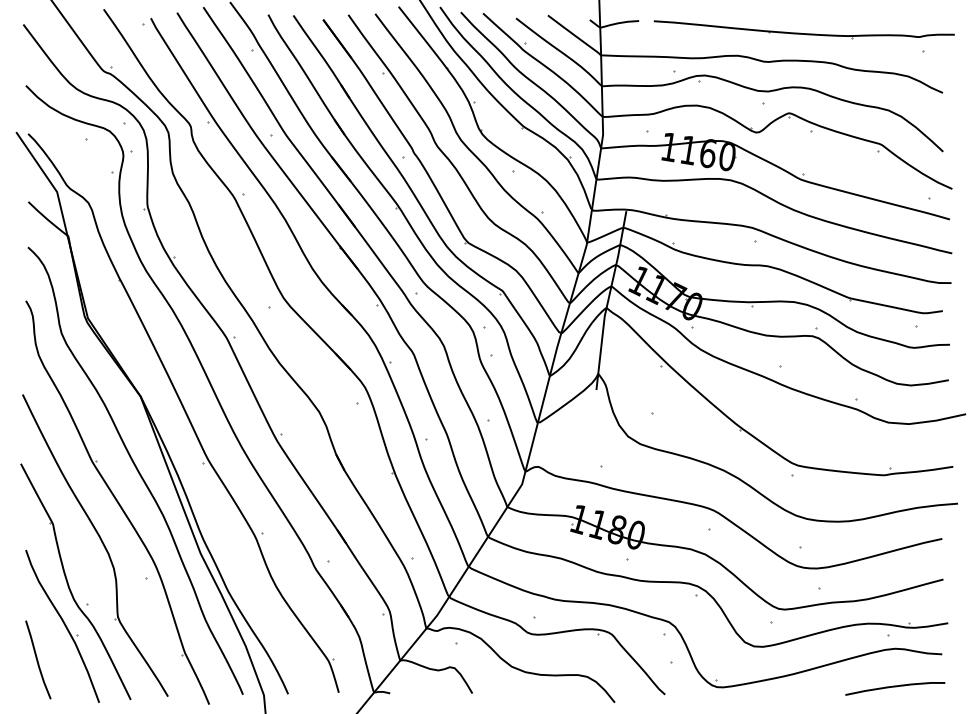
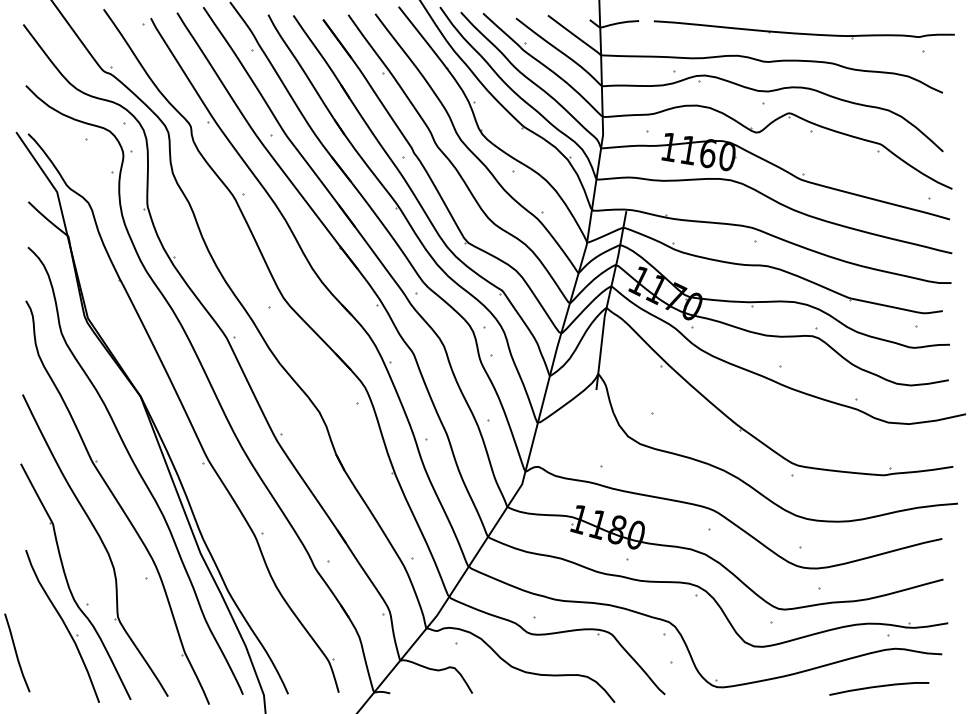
line position: (37, 659) -> (16, 652) (16, 652)
curve position: (895, 687) -> (879, 687) (879, 687)
